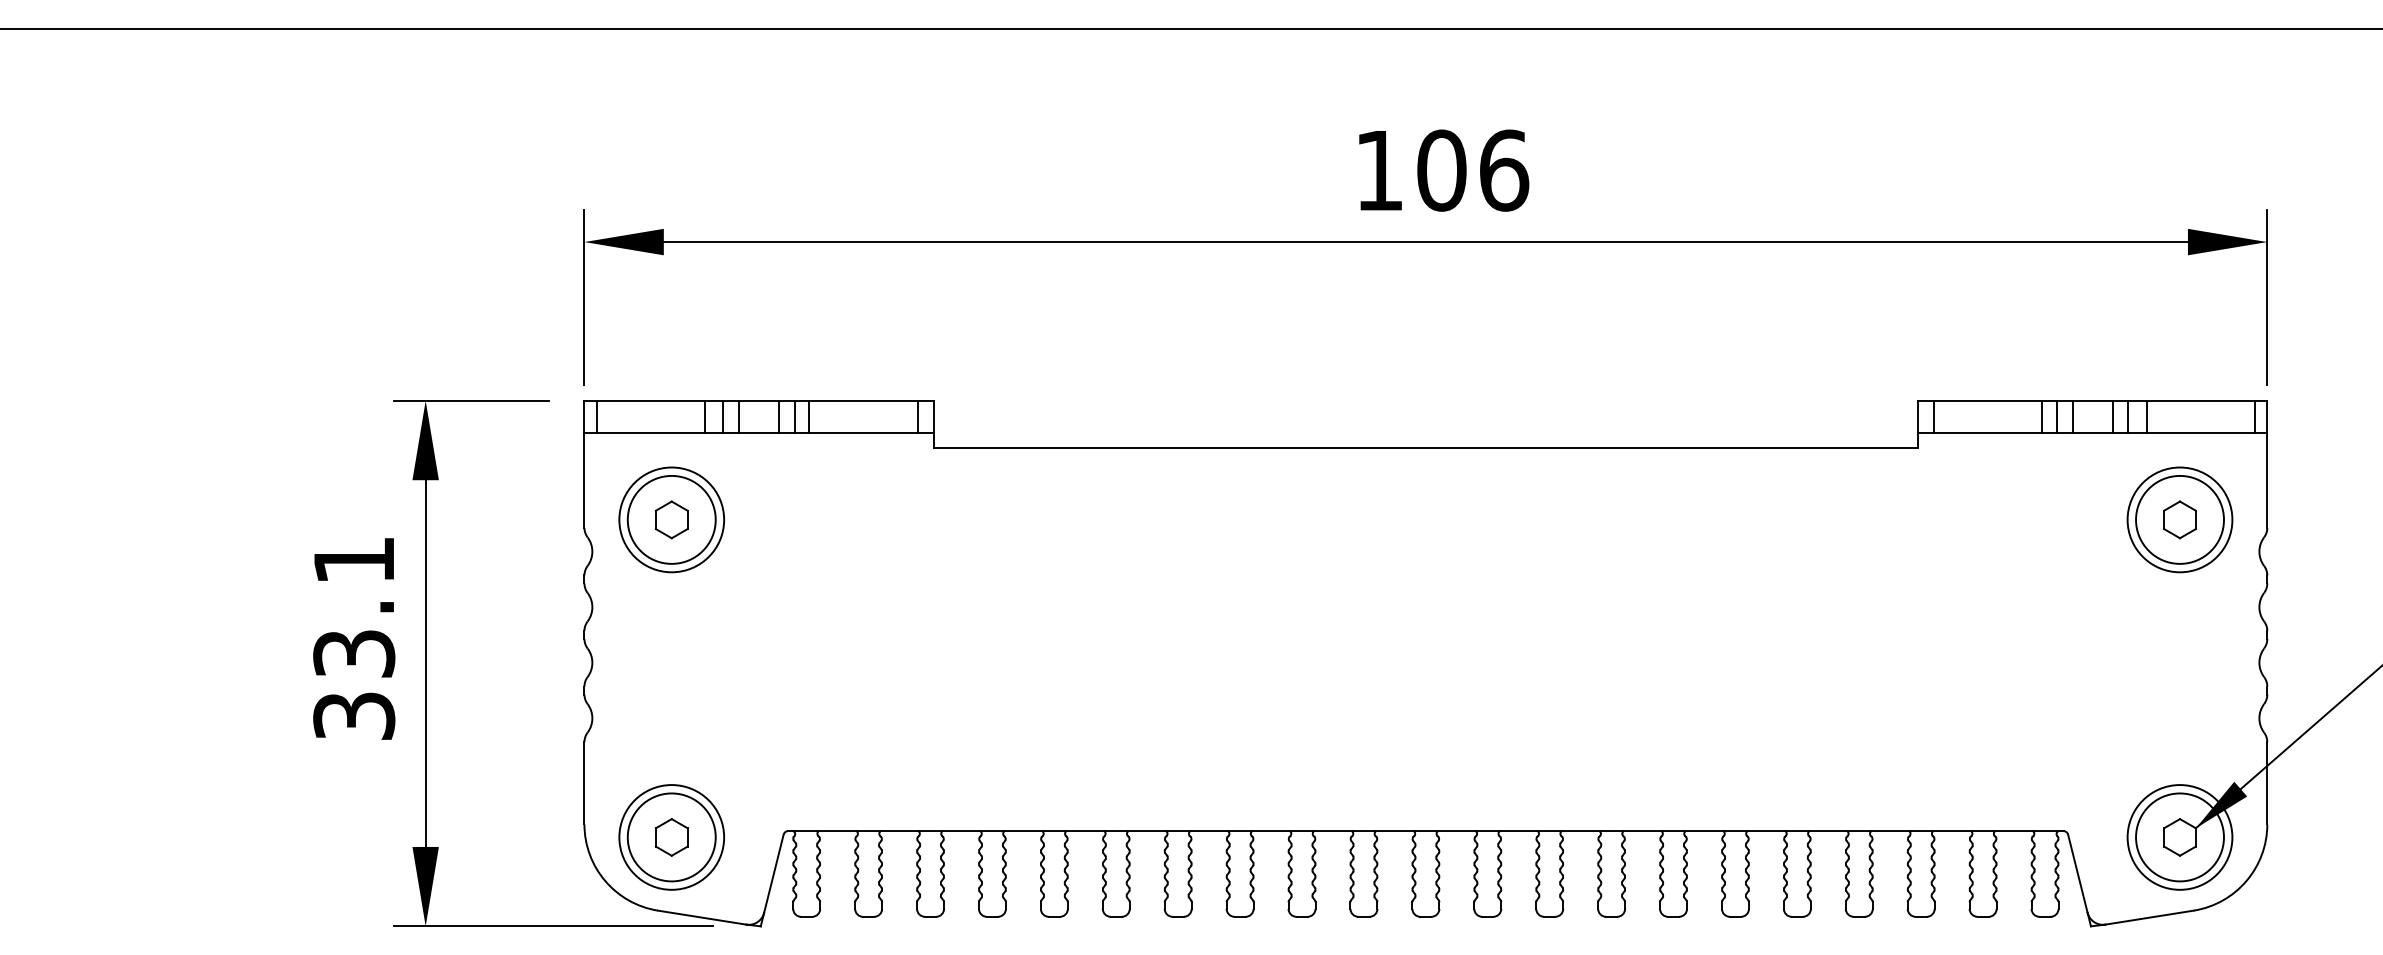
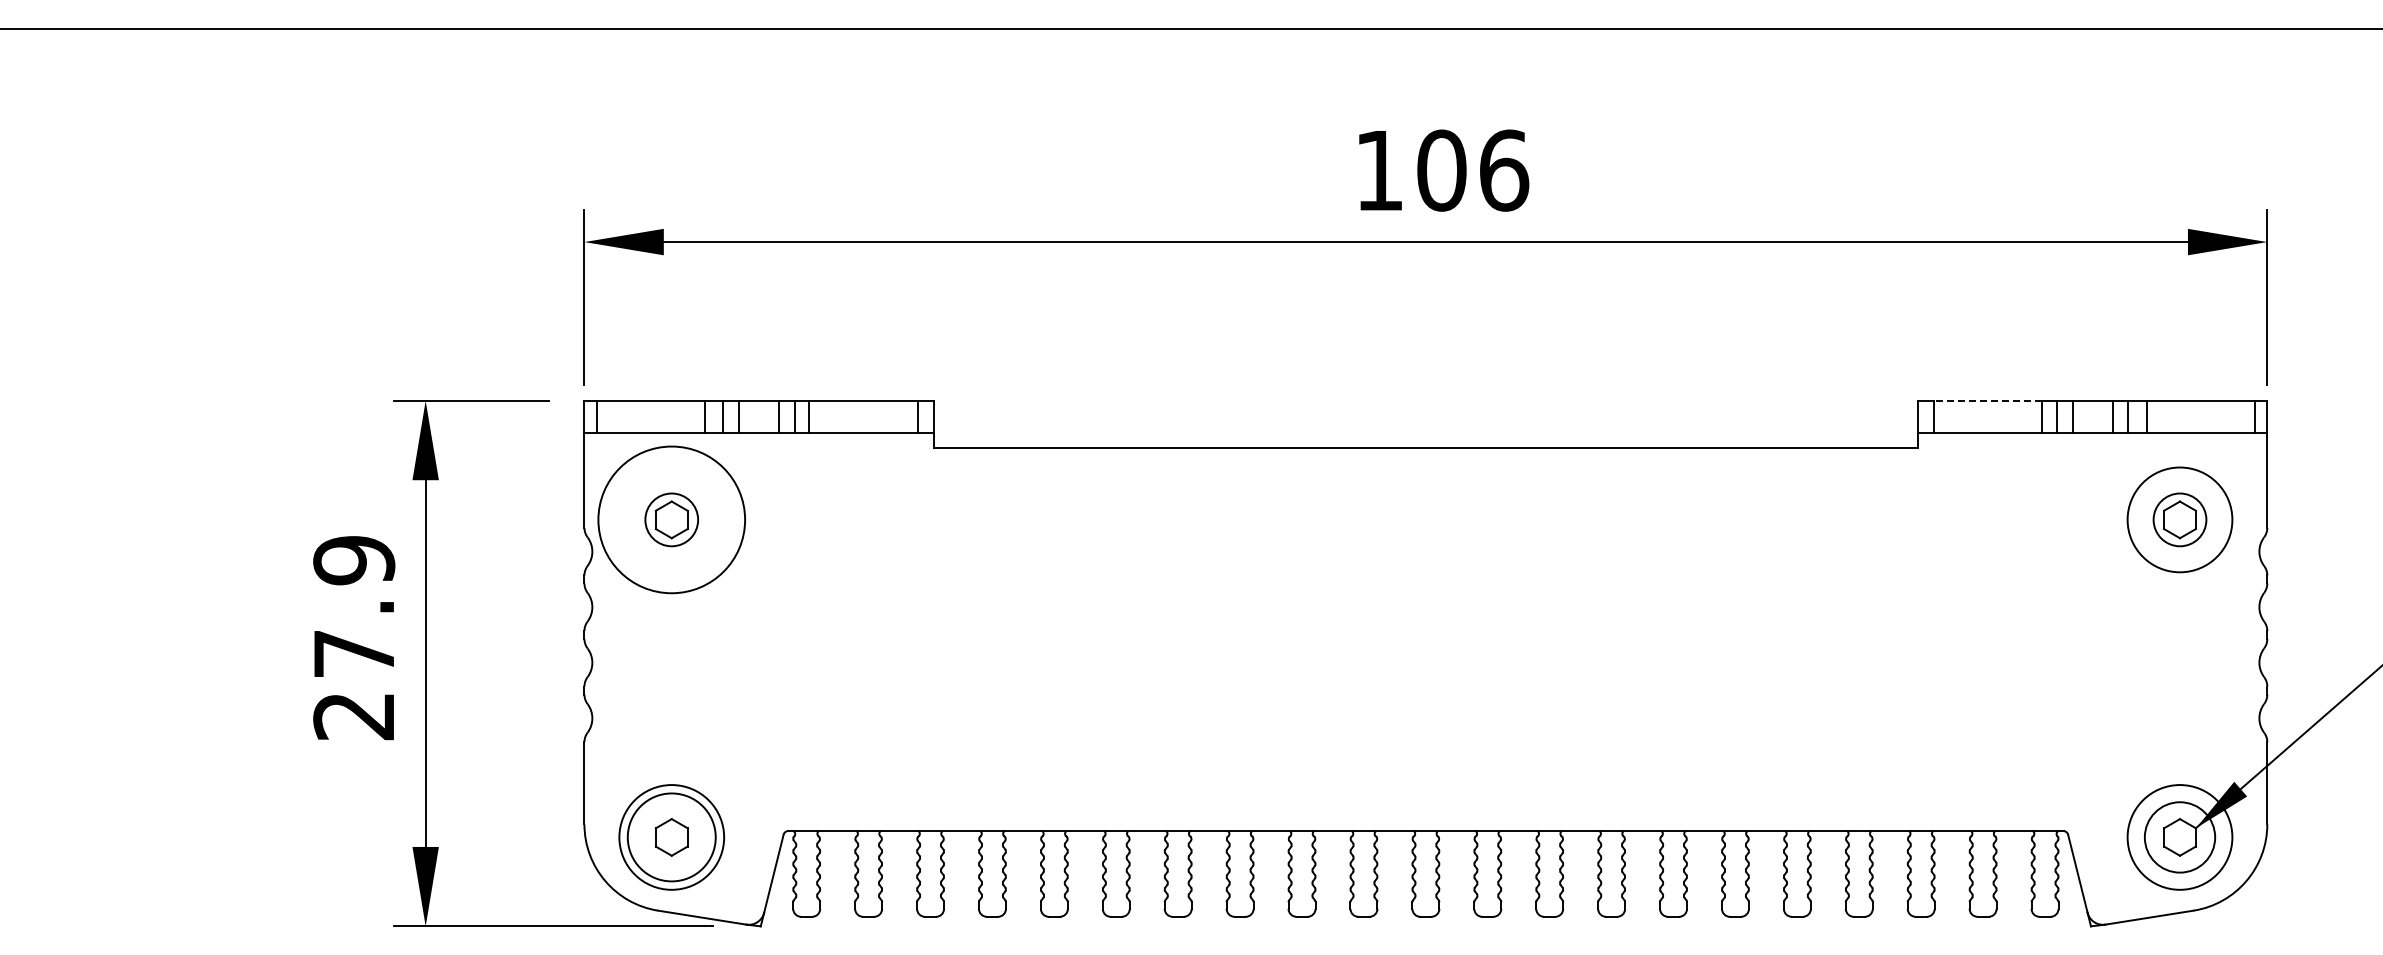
line: solid -> dashed (1987, 400)
circle diameter: 105 px -> 147 px (671, 519)
circle diameter: 88 px -> 53 px (671, 519)
circle diameter: 88 px -> 53 px (2179, 519)
text: 33.1 -> 27.9 (354, 638)
circle diameter: 88 px -> 70 px (2179, 837)
